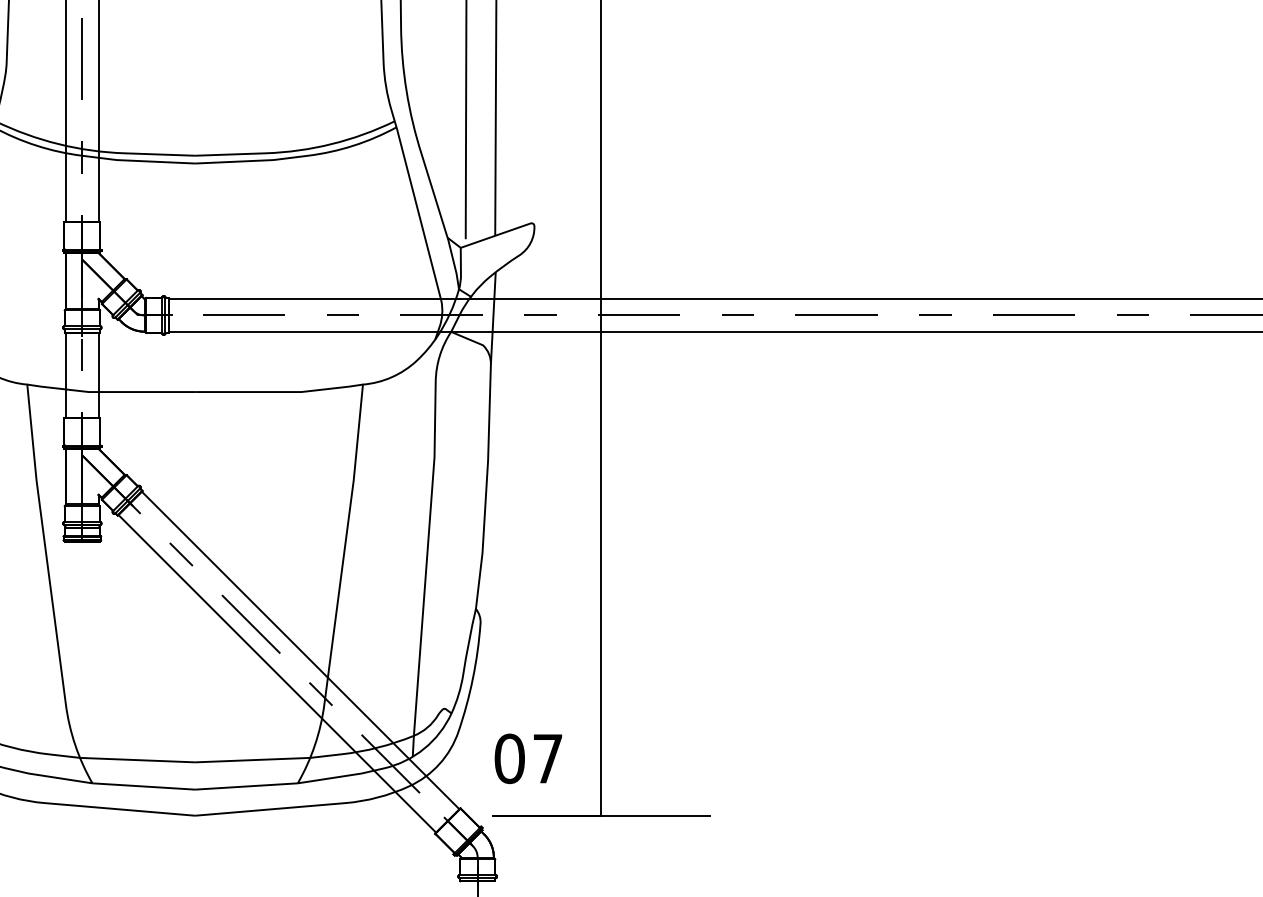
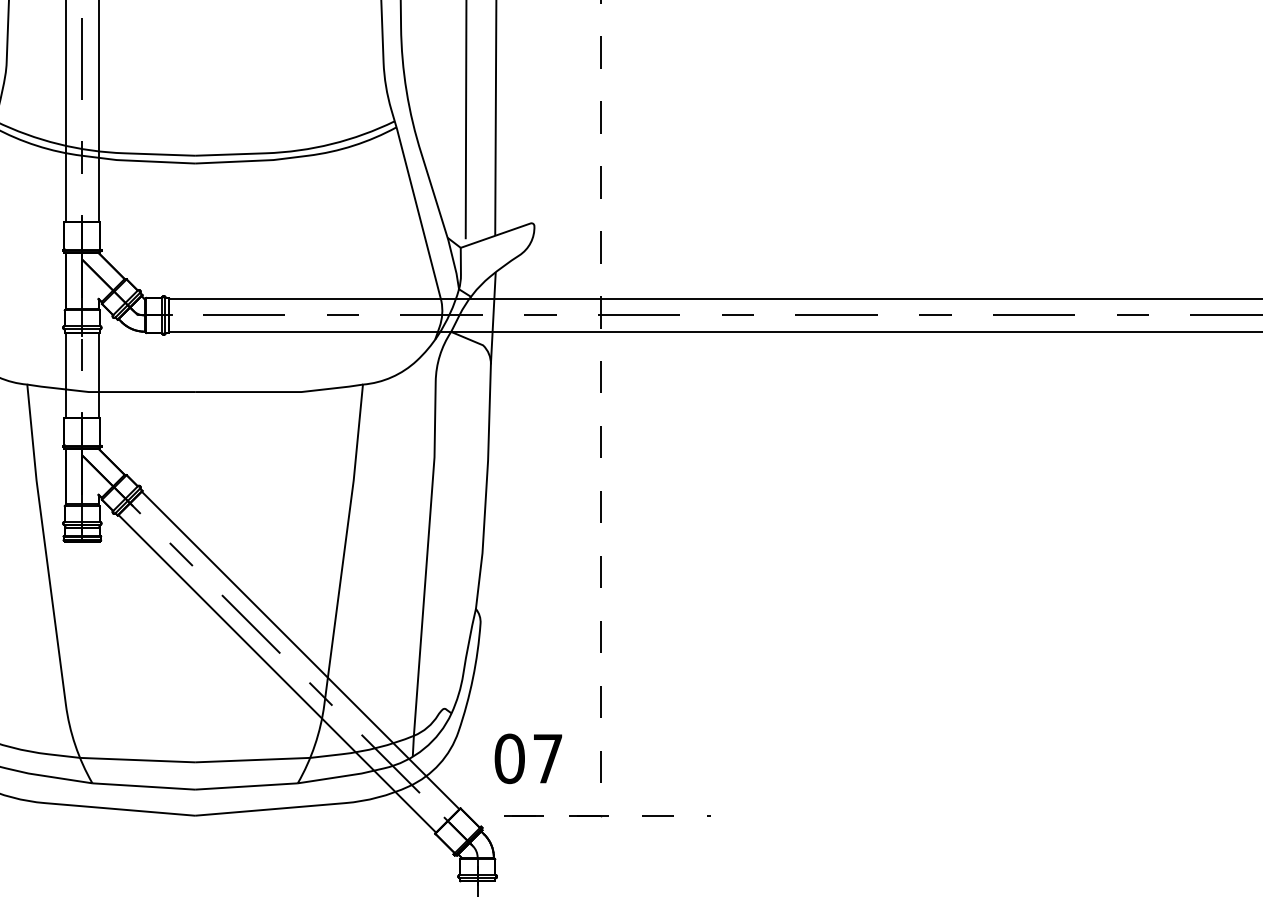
line: solid -> dashed (601, 573)
